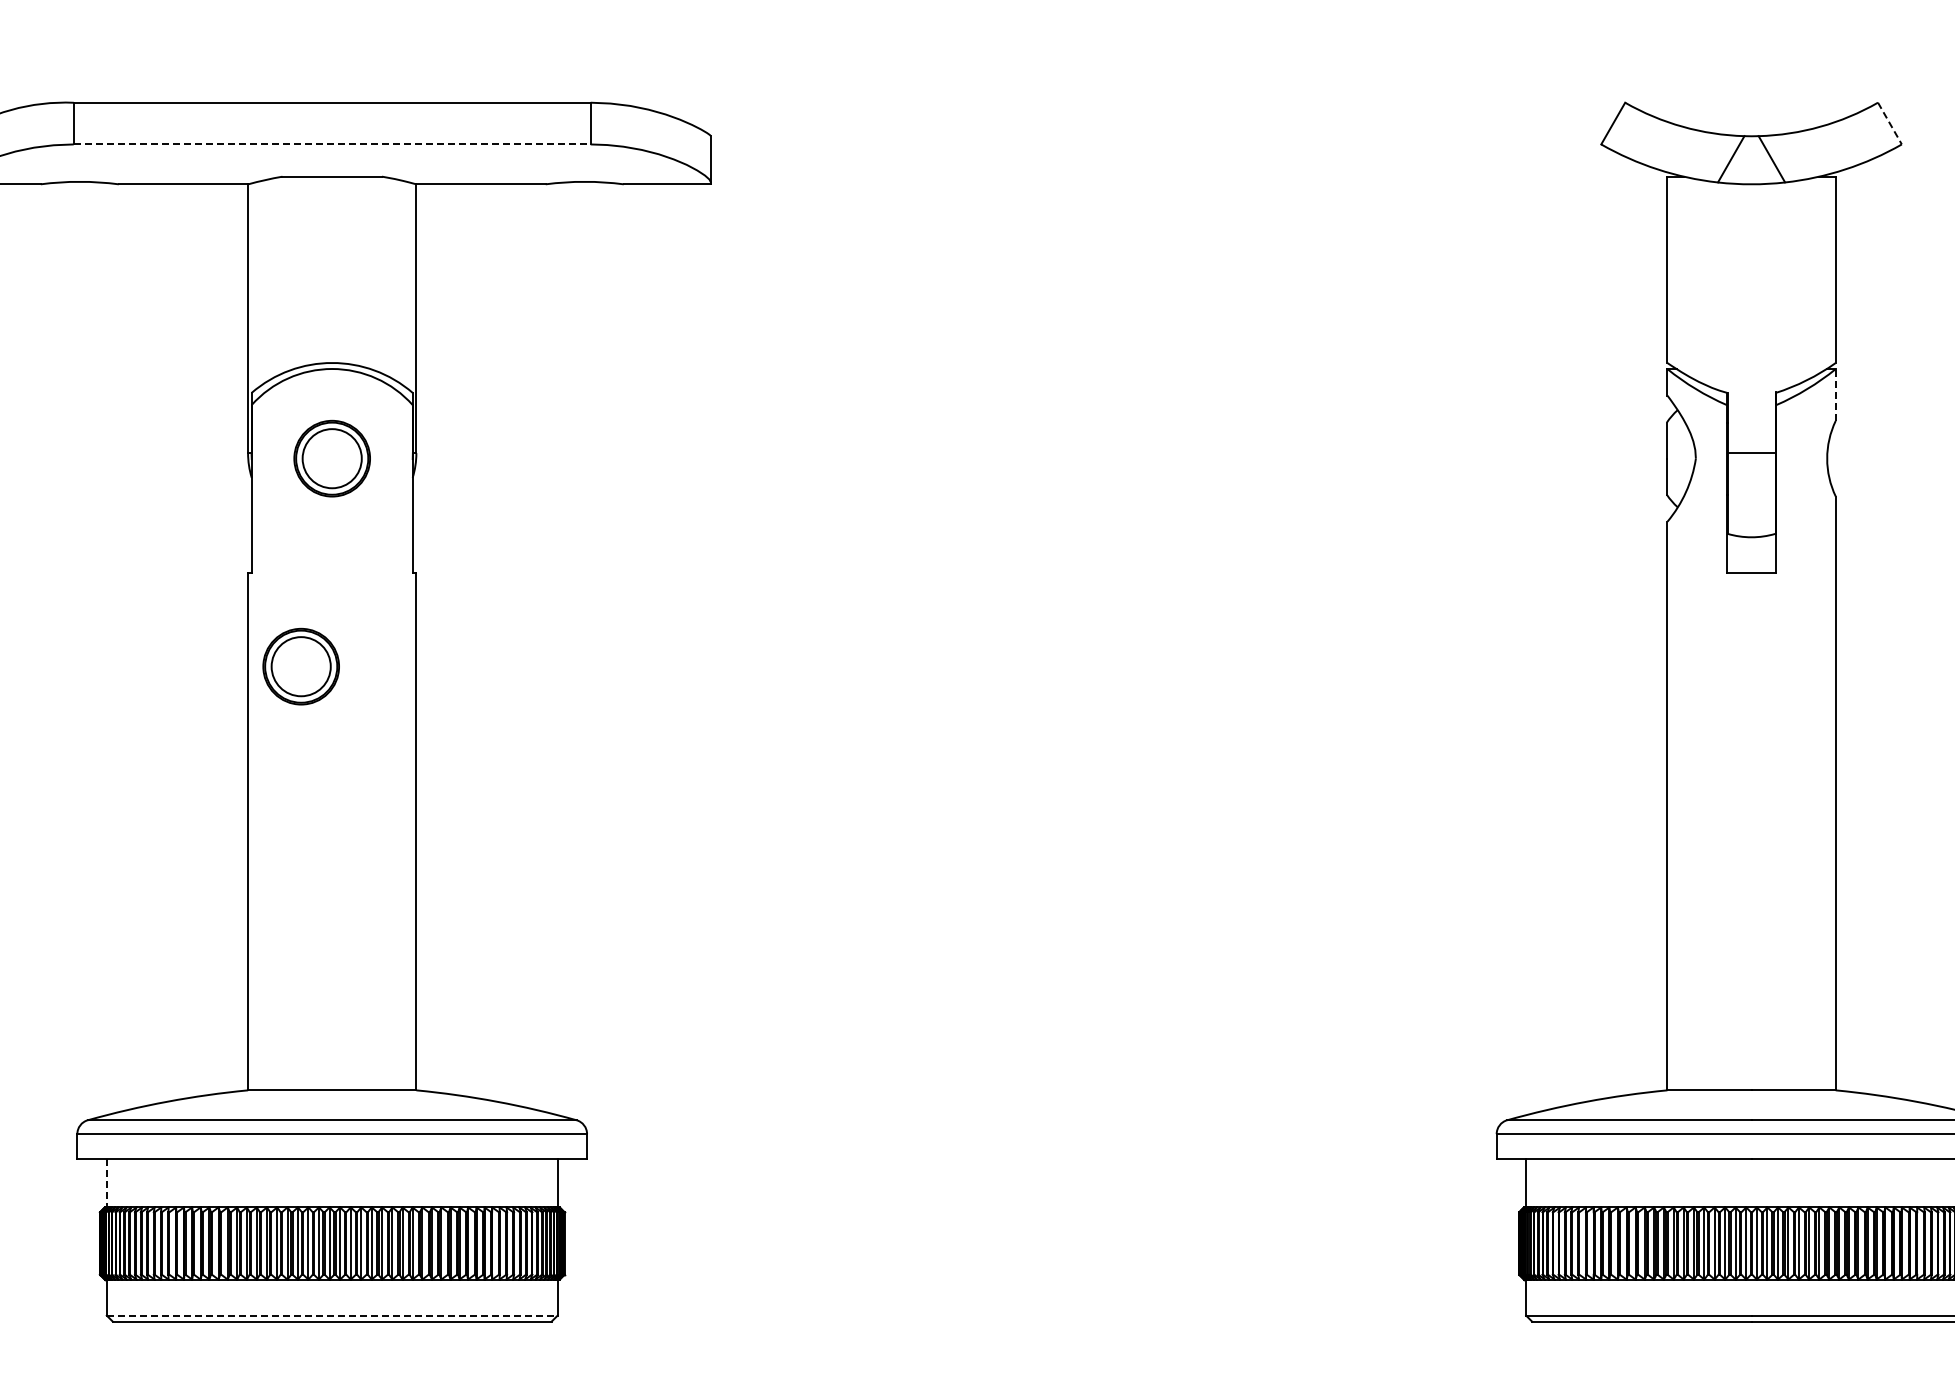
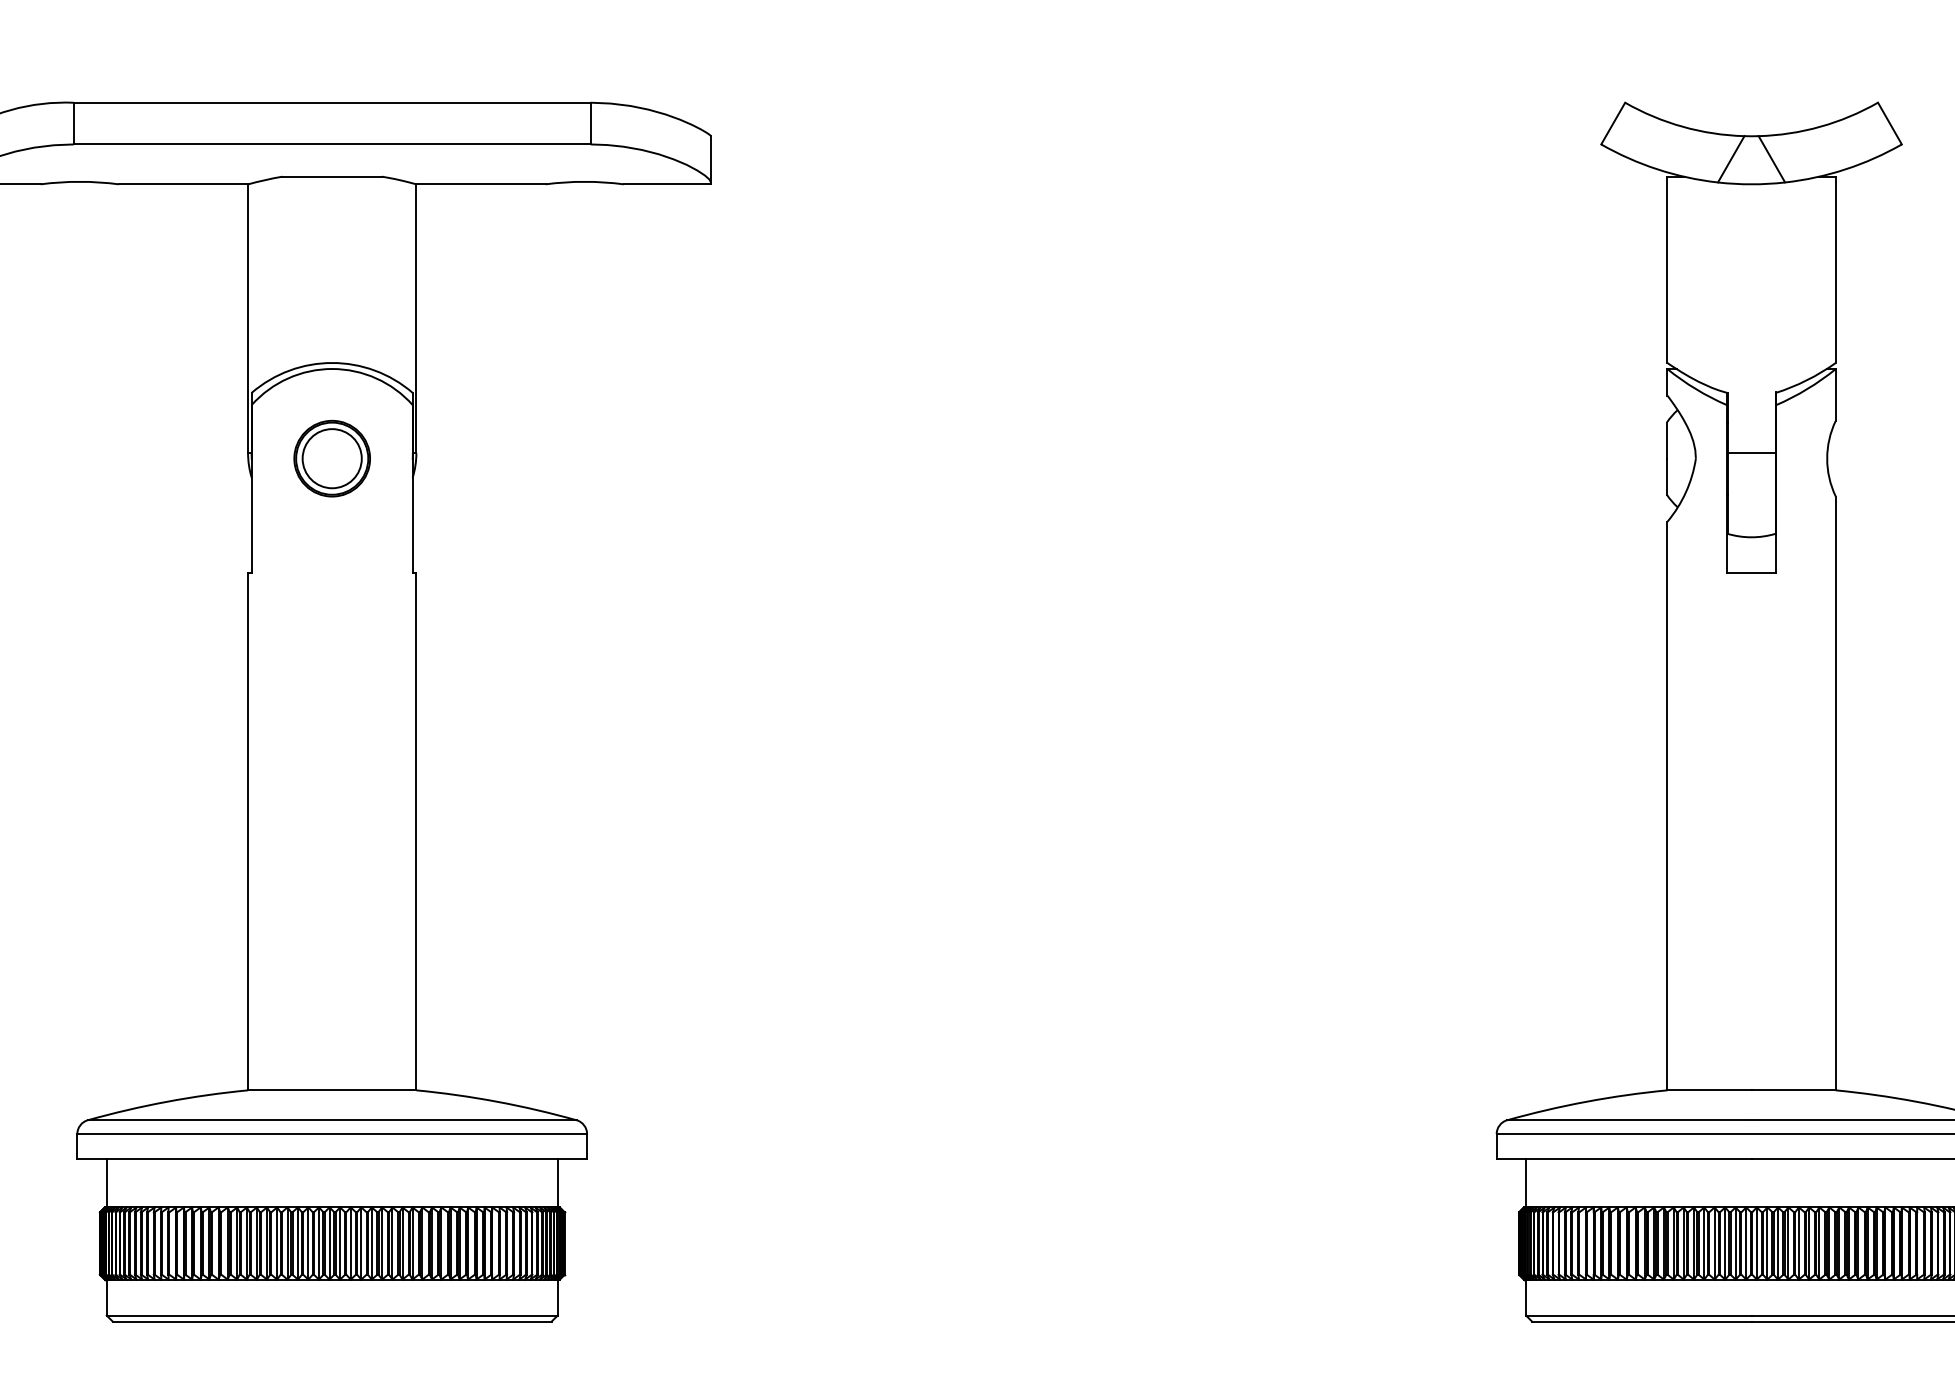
line: dashed -> solid (1890, 124)
line: dashed -> solid (332, 144)
line: dashed -> solid (1835, 394)
part: present -> none (300, 666)
line: dashed -> solid (106, 1183)
line: dashed -> solid (332, 1315)
